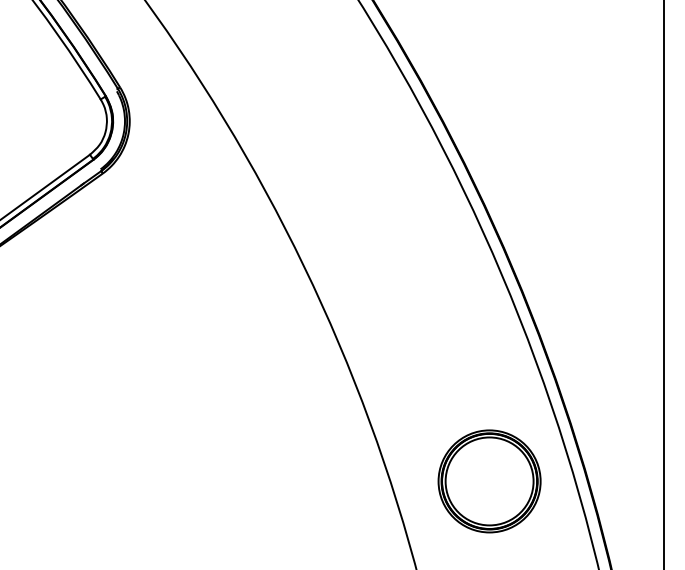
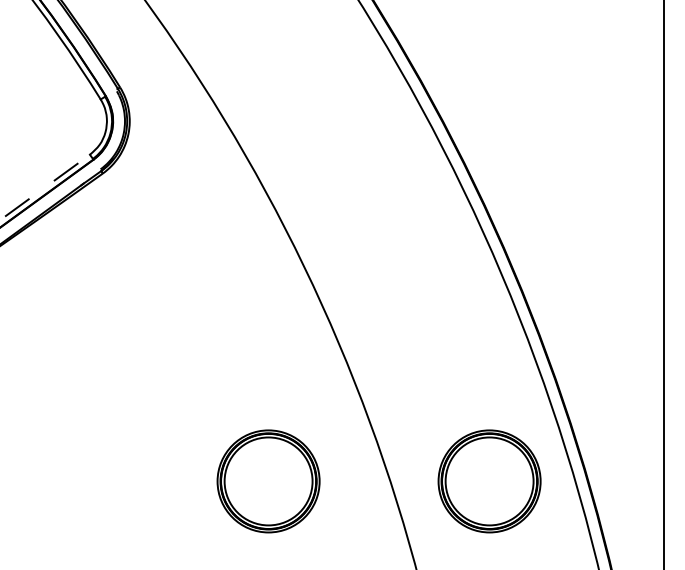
line: solid -> dashed (45, 187)
part: none -> present (268, 481)
